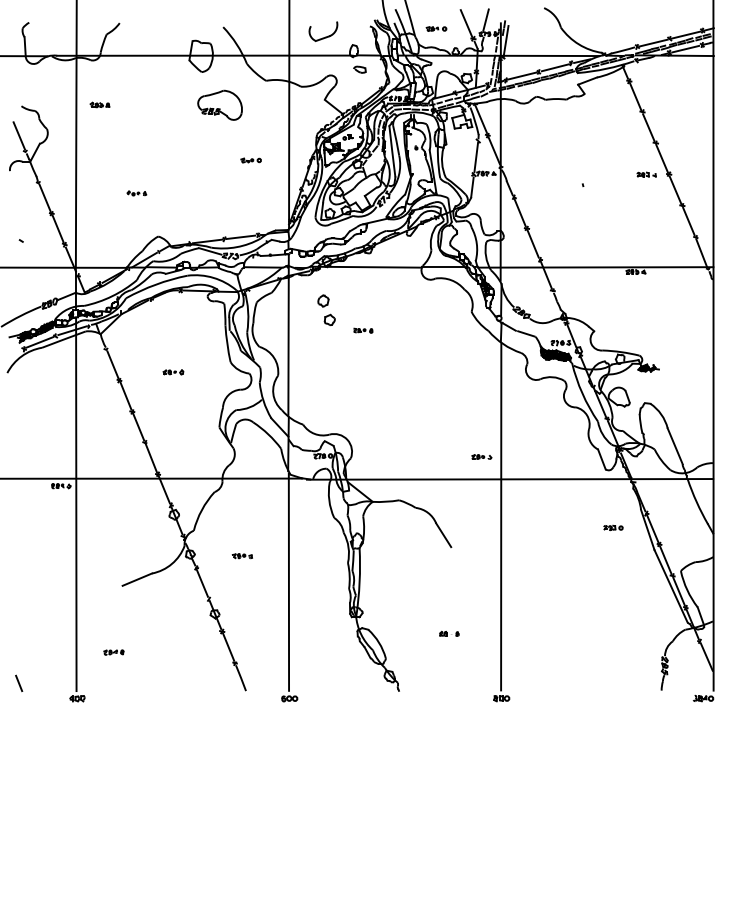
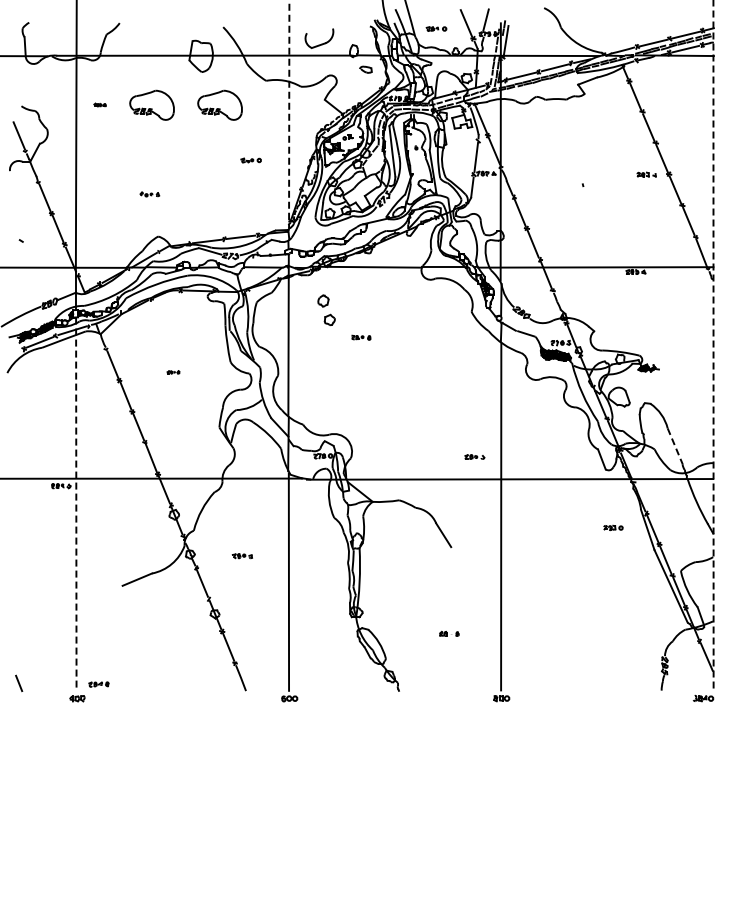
part position: (323, 31) -> (319, 38) (319, 38)
part position: (359, 69) -> (365, 69) (365, 69)
part size: 22x8 px -> 14x6 px (99, 104)
part: none -> present (151, 104)
line: solid -> dashed (289, 114)
part position: (136, 193) -> (149, 194) (149, 194)
part position: (363, 330) -> (361, 337) (361, 337)
line: solid -> dashed (713, 346)
part size: 23x7 px -> 15x5 px (173, 372)
line: solid -> dashed (675, 446)
part position: (481, 456) -> (474, 456) (474, 456)
line: solid -> dashed (76, 504)
part position: (113, 652) -> (98, 684) (98, 684)
